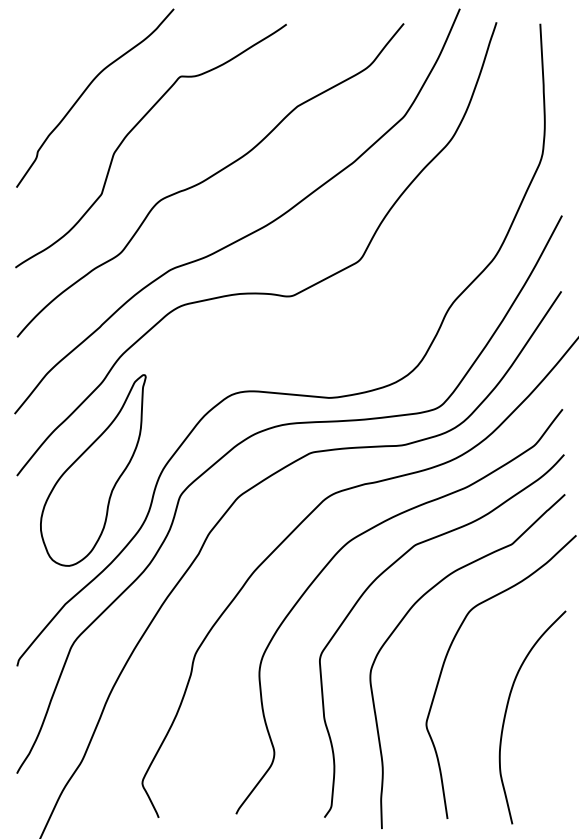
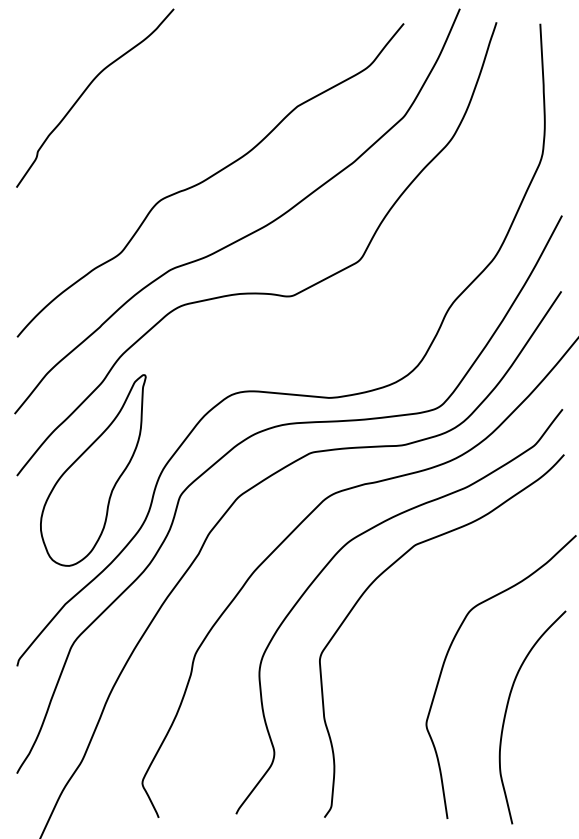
curve: present -> none (134, 128)
curve: present -> none (405, 617)
